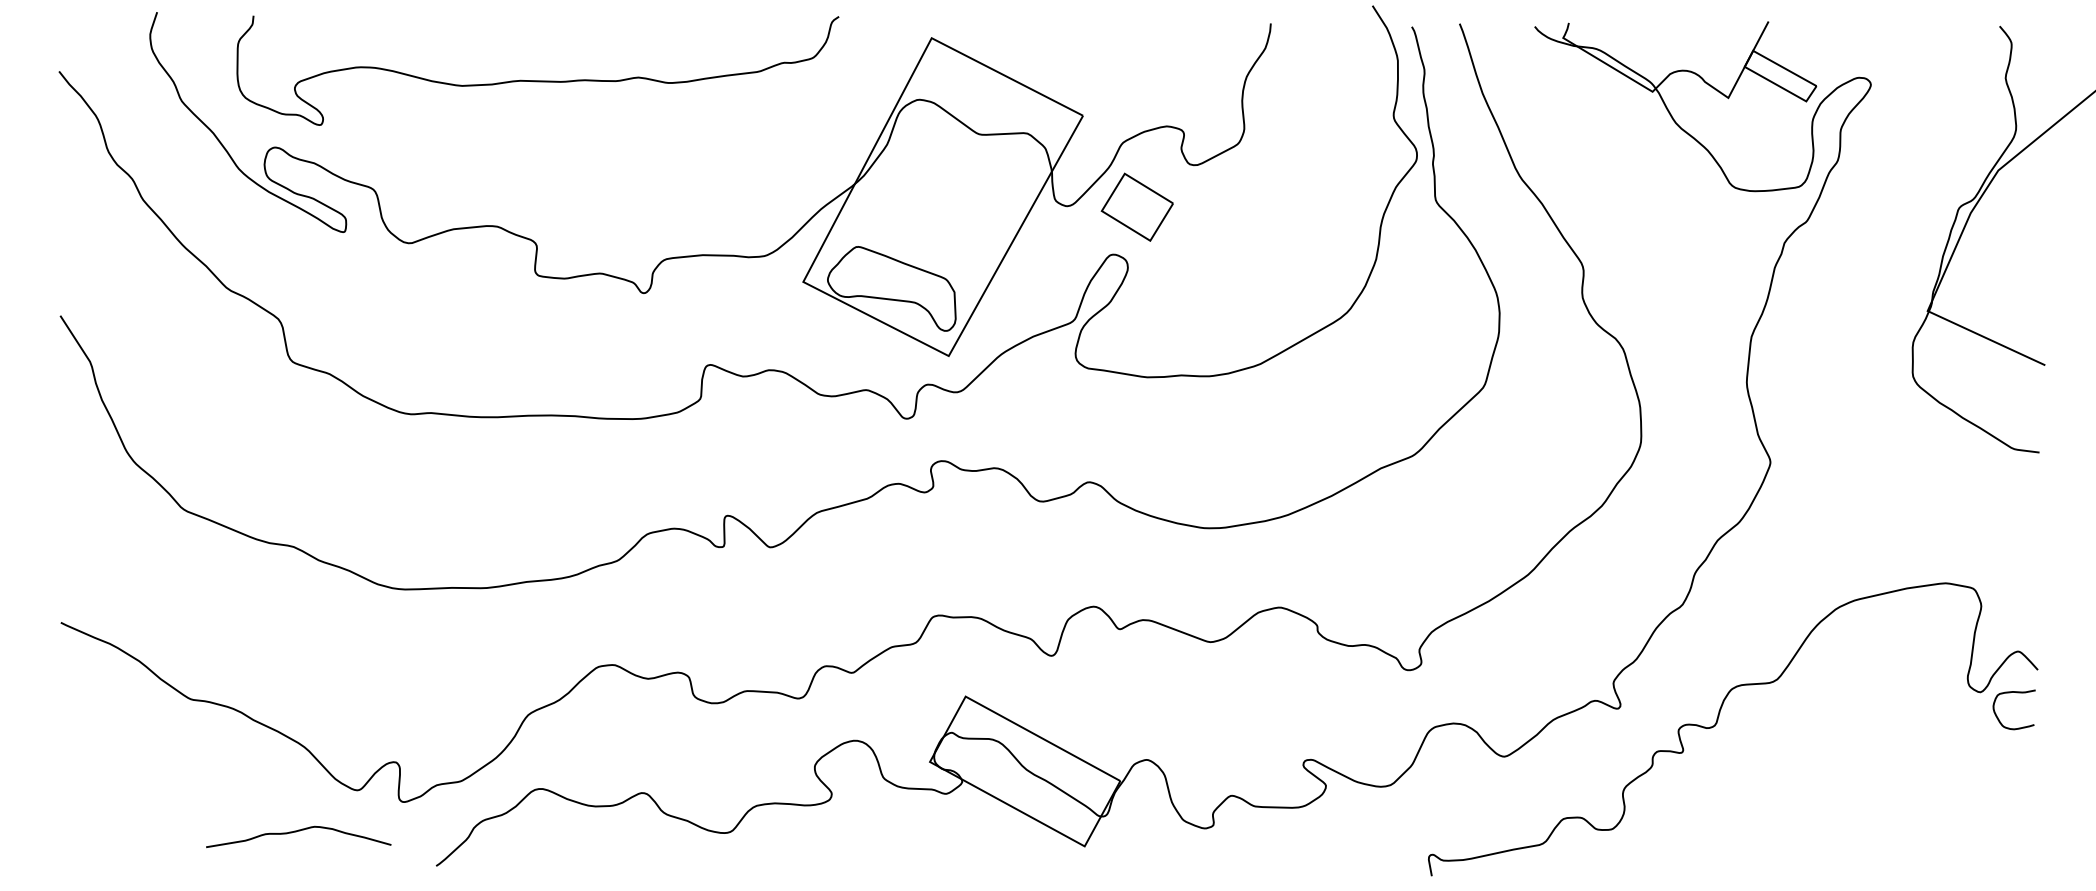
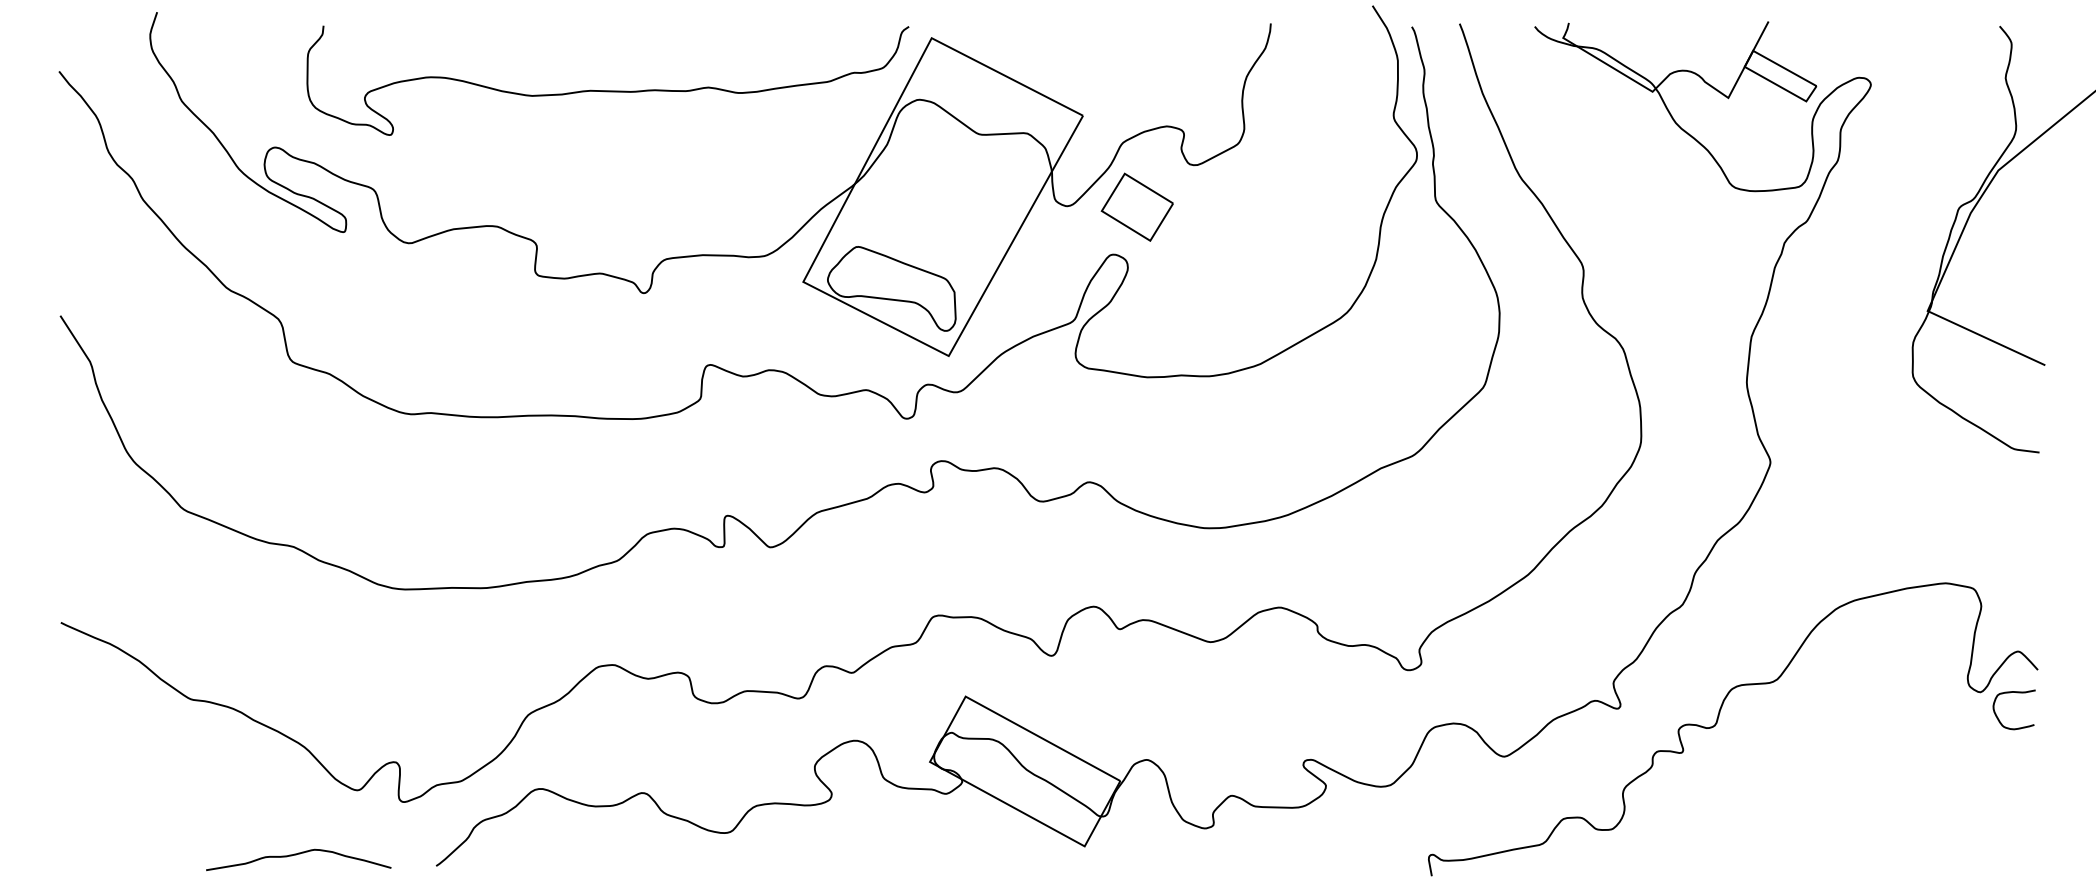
curve position: (537, 80) -> (607, 90) (607, 90)
curve position: (296, 832) -> (296, 855) (296, 855)
